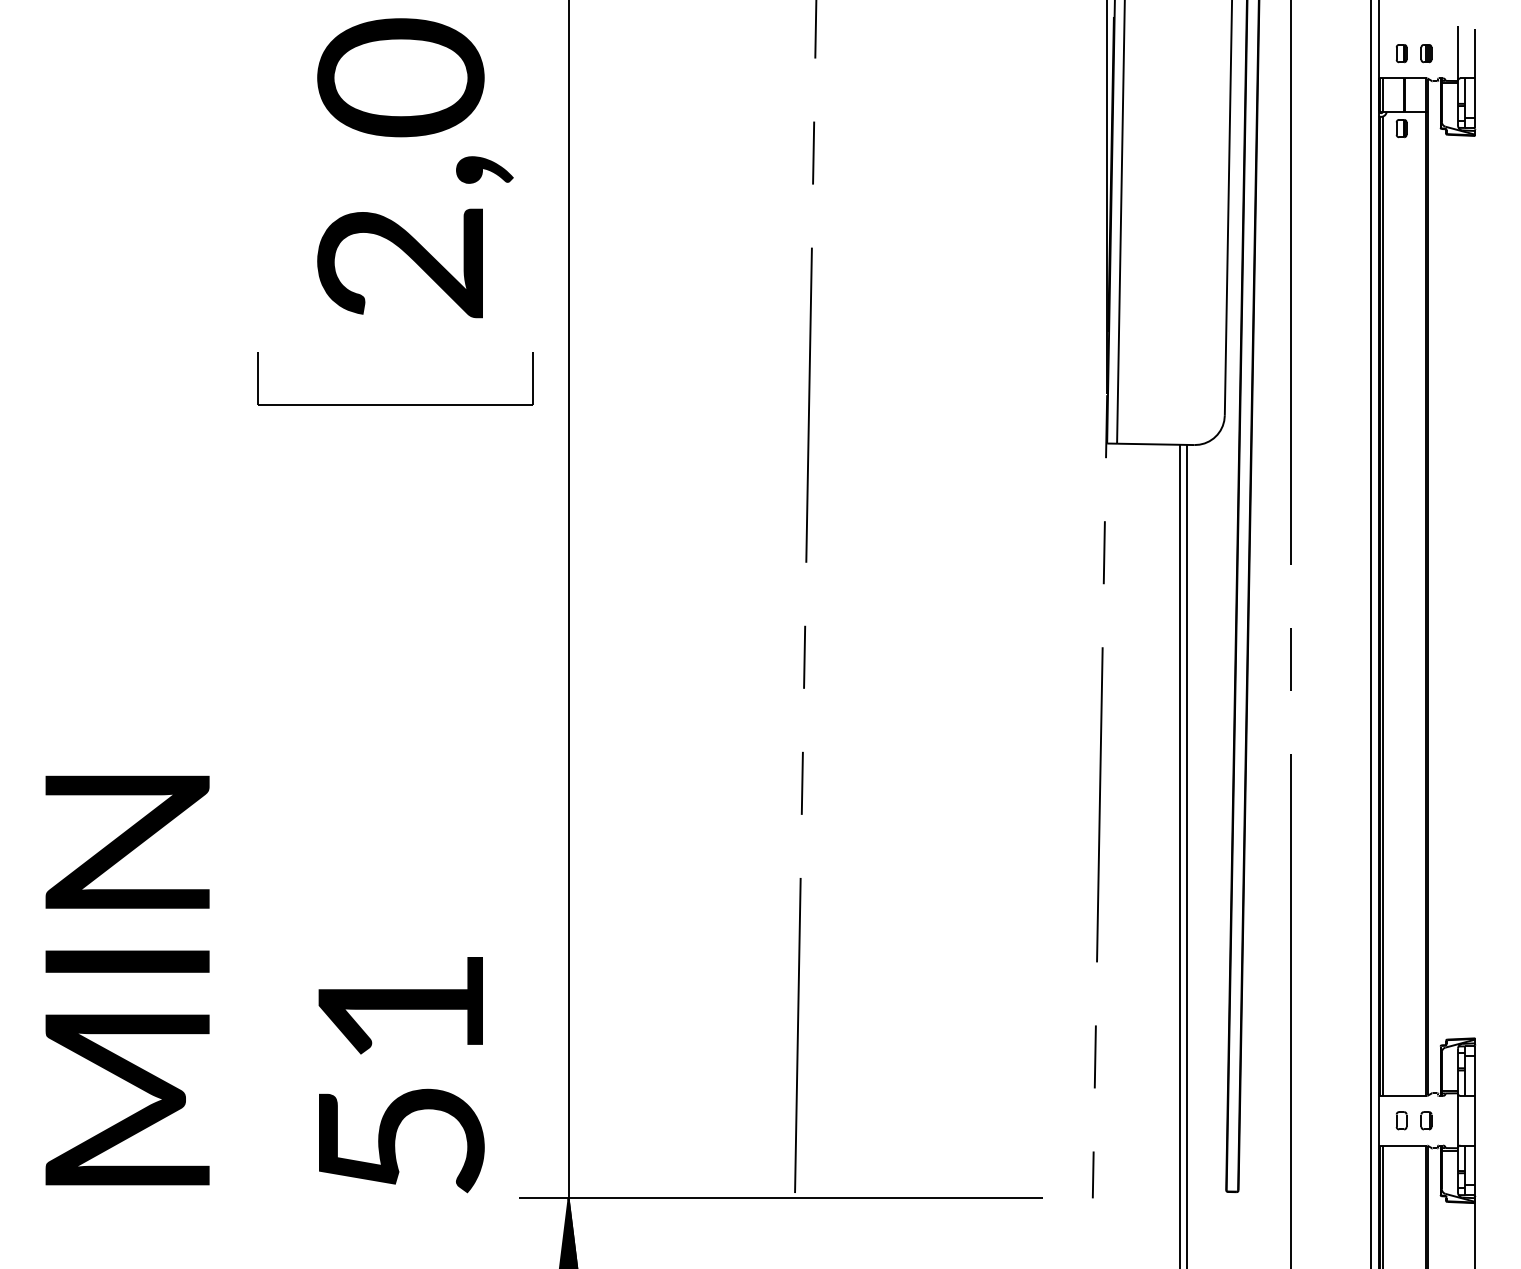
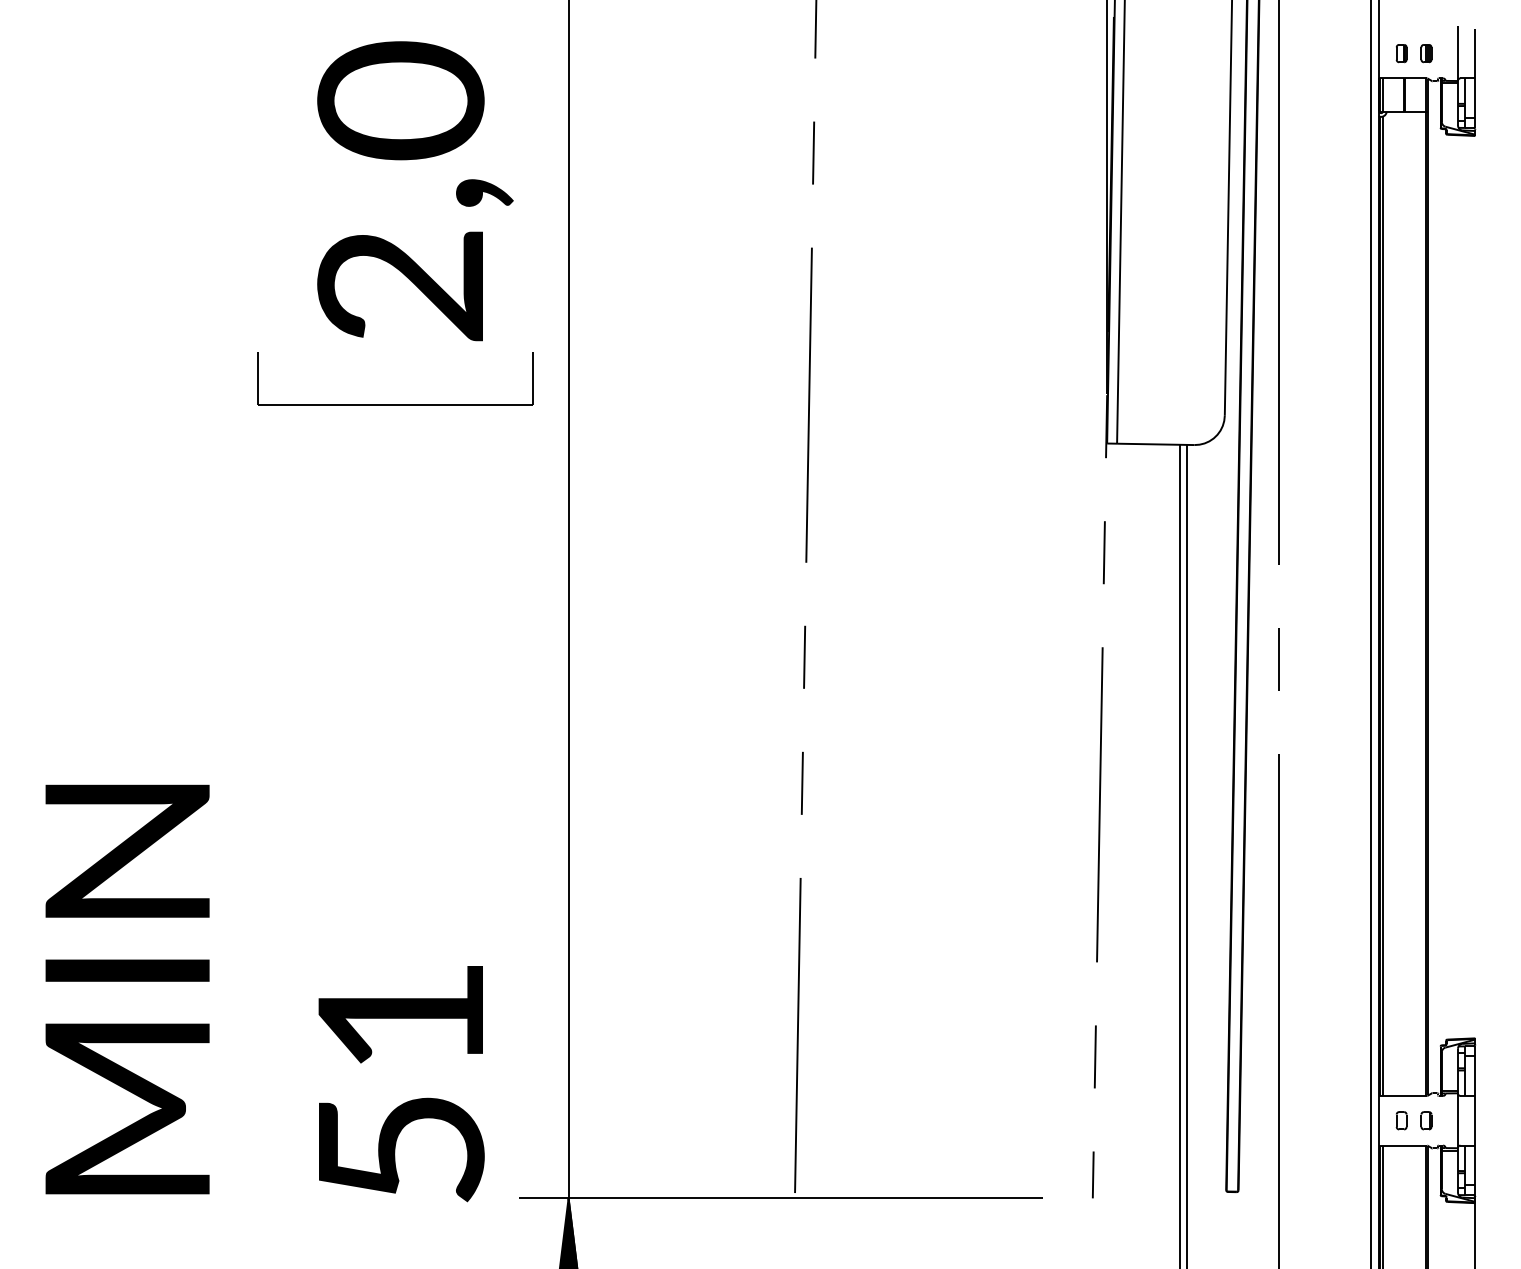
part: present -> none (1401, 128)
text position: (415, 168) -> (415, 191) (415, 191)
line position: (1291, 633) -> (1279, 633) (1279, 633)
text position: (264, 984) -> (264, 993) (264, 993)
